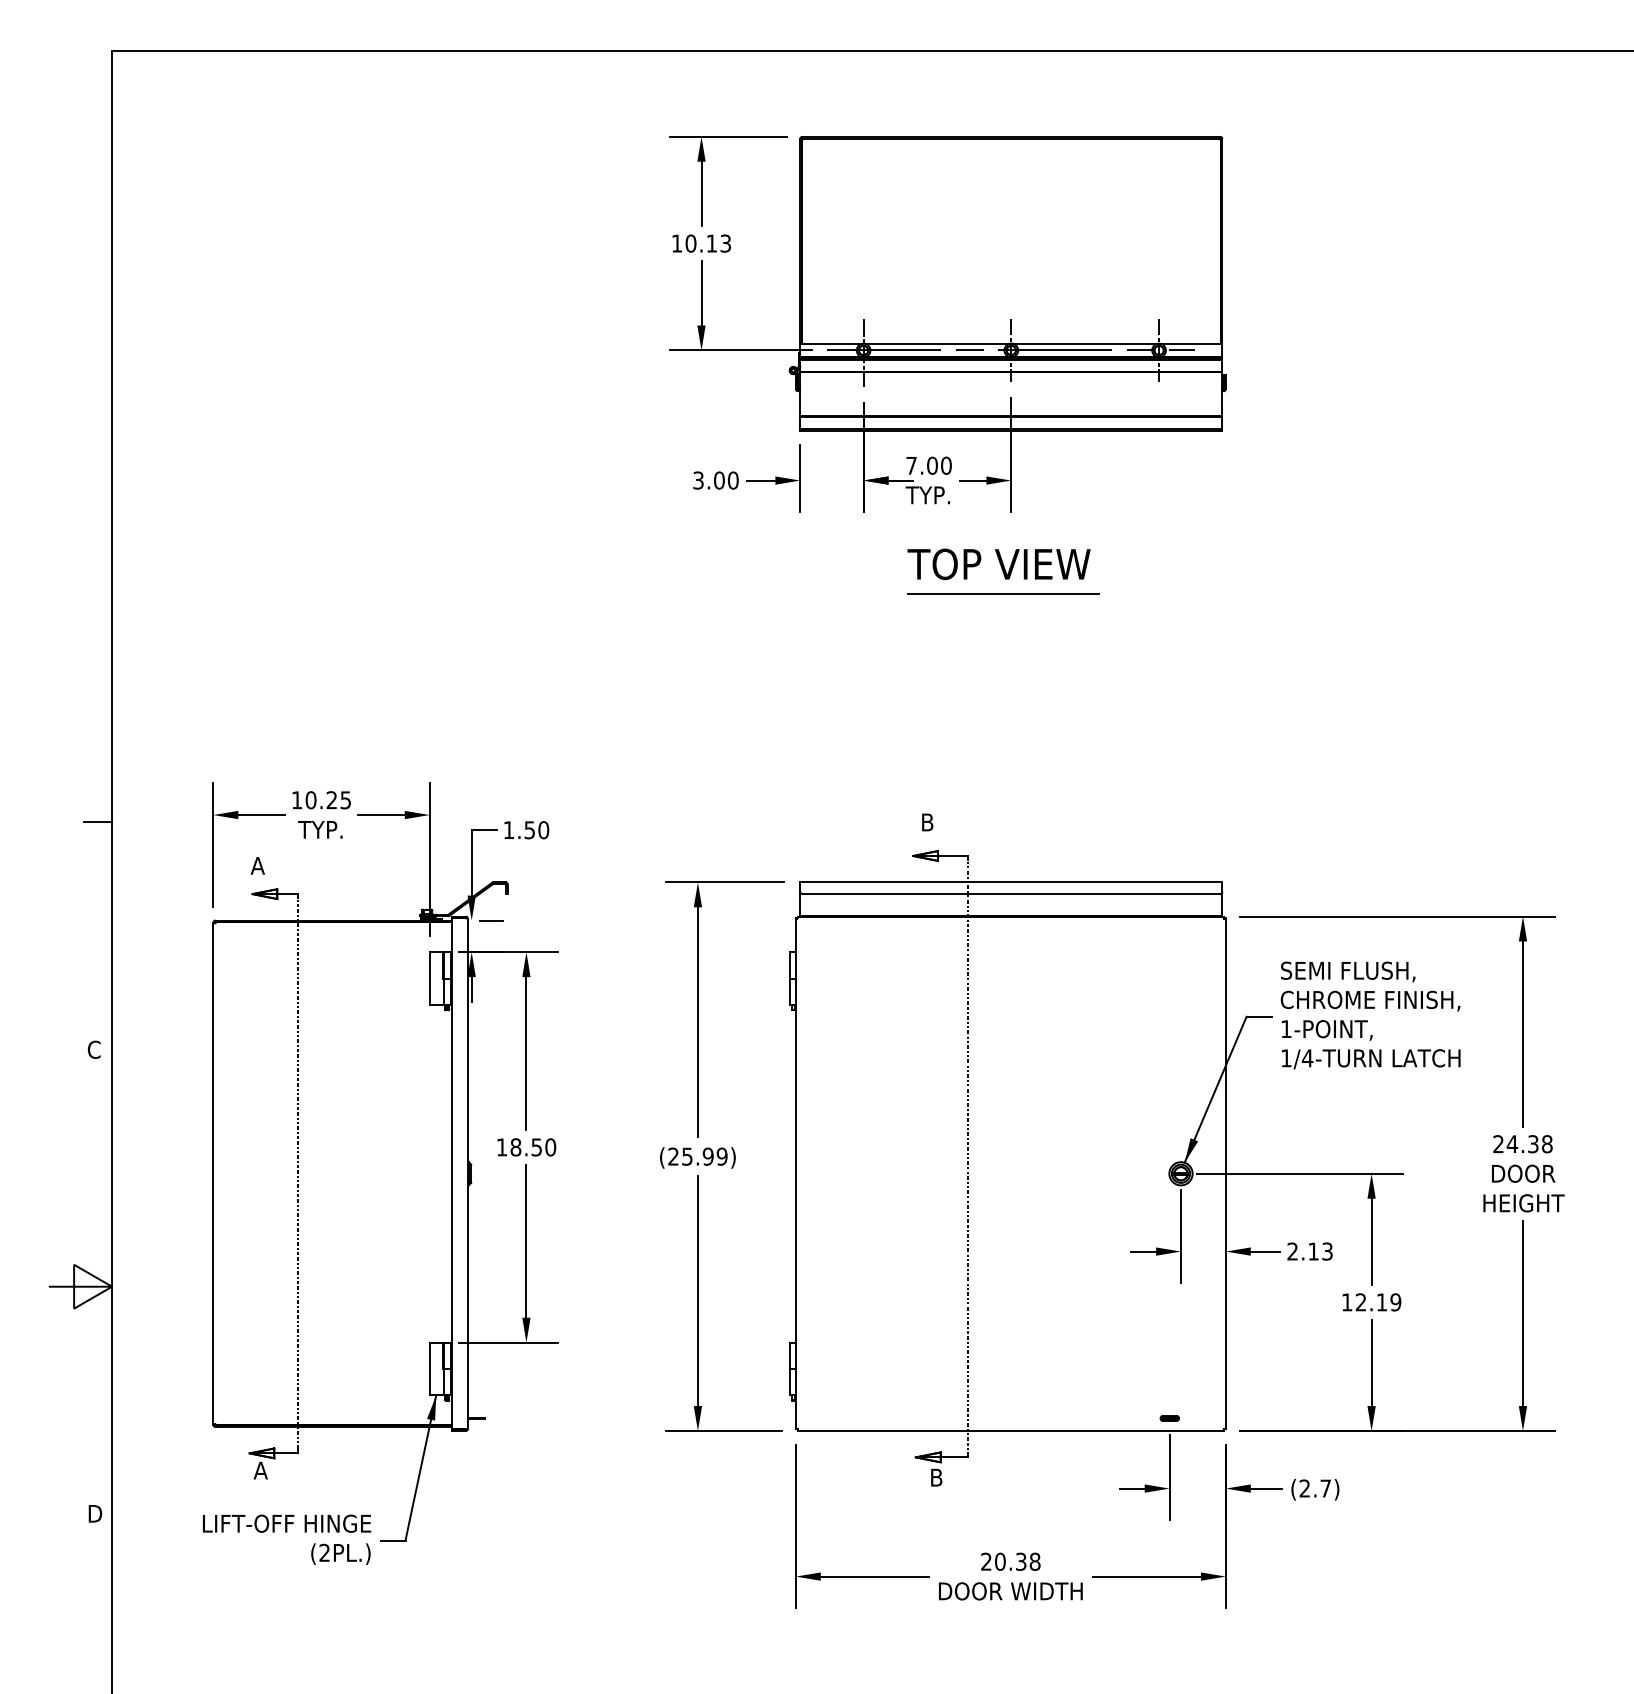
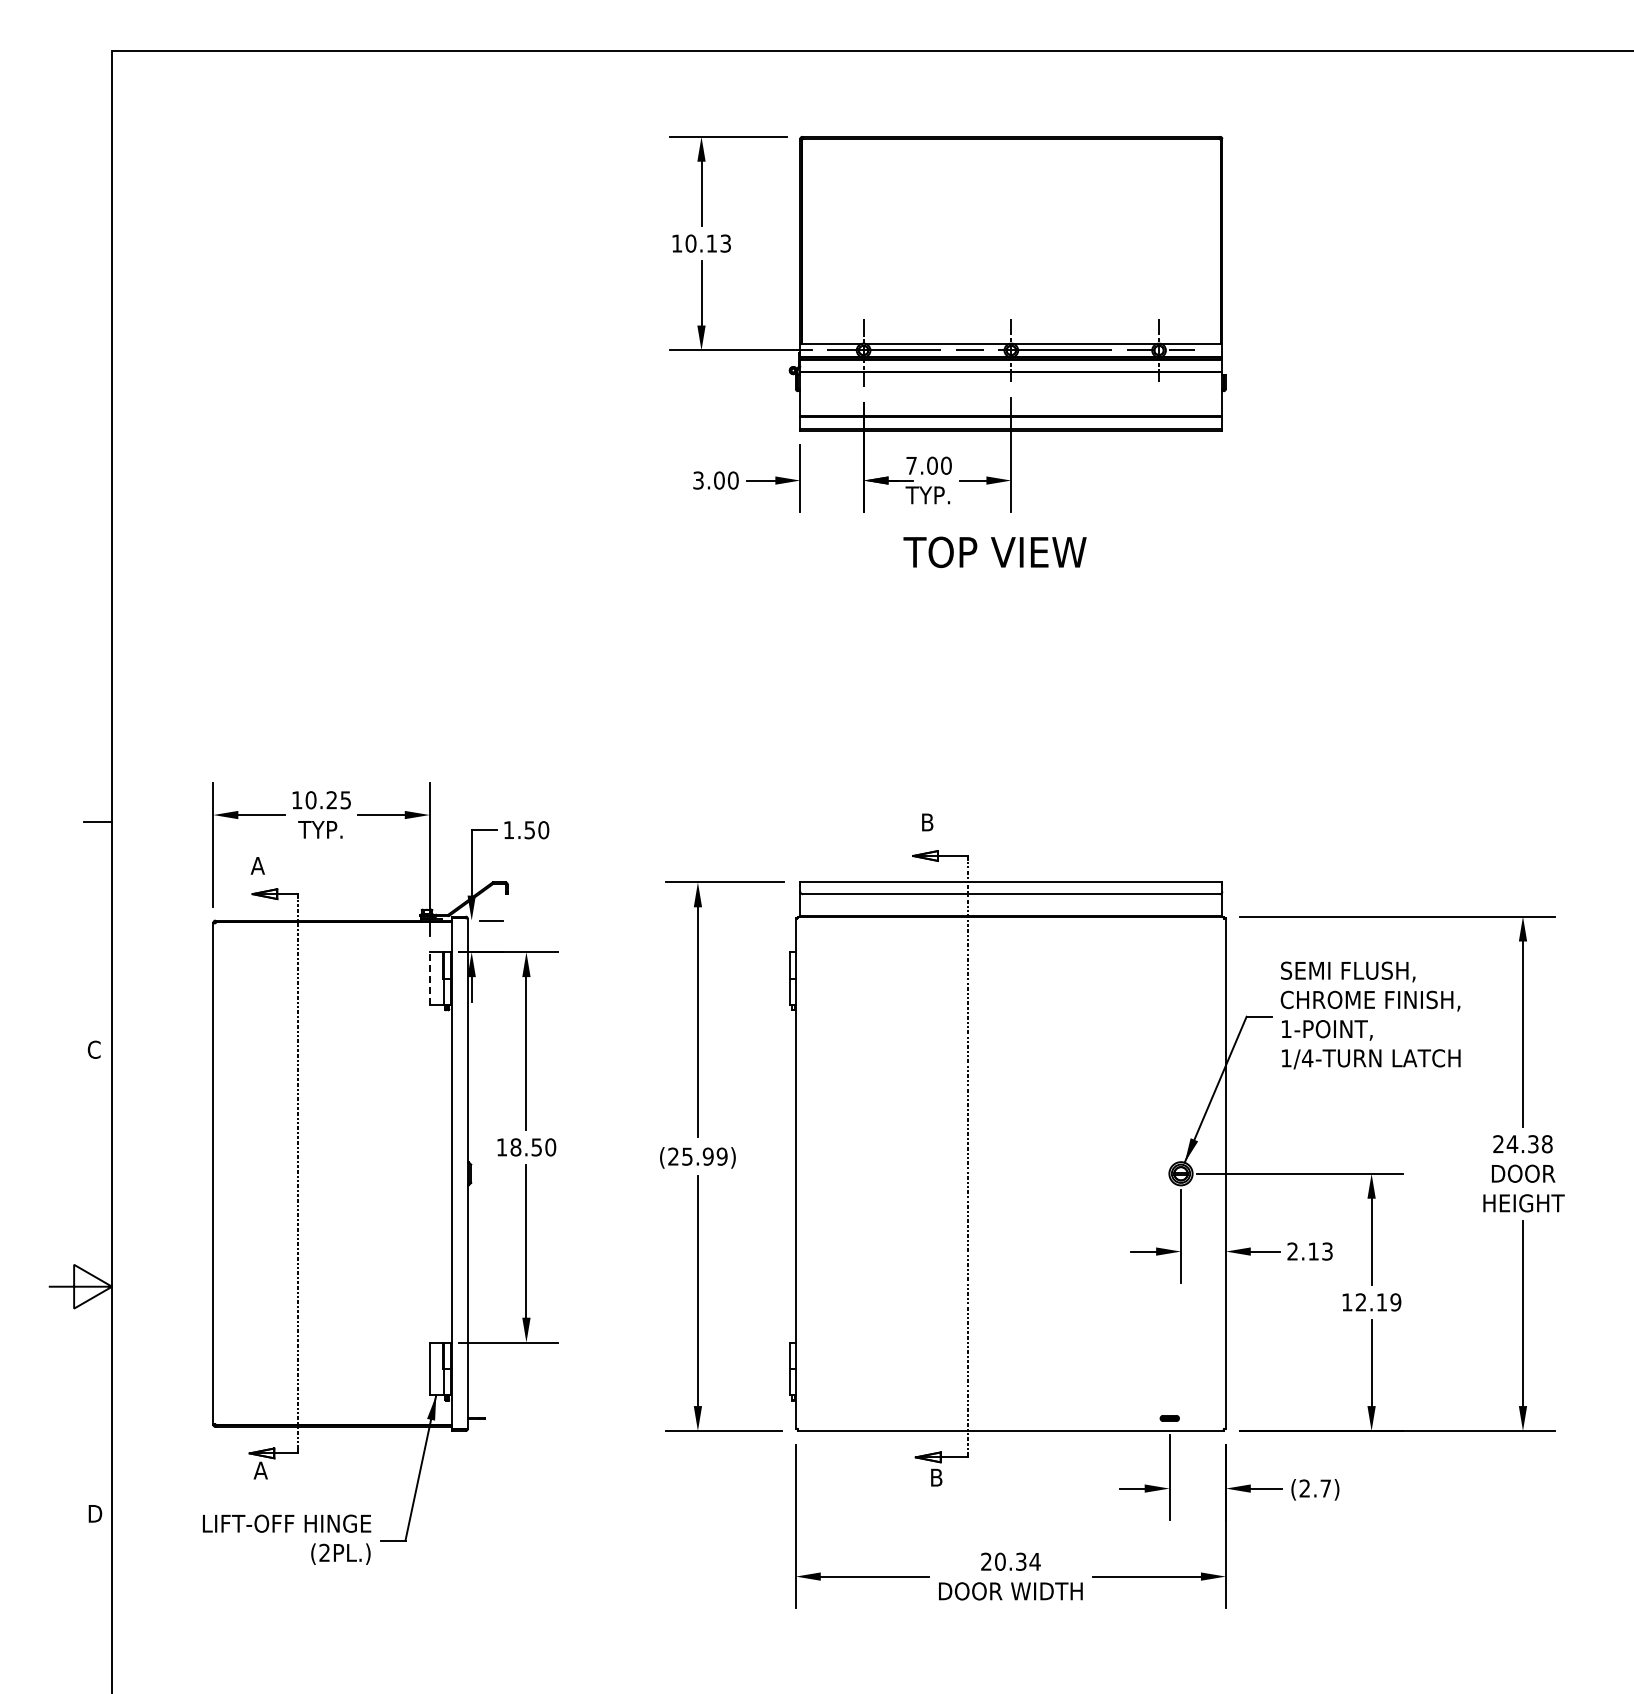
text position: (998, 564) -> (994, 552) (994, 552)
line: present -> none (1003, 594)
line: solid -> dashed (429, 978)
text: 20.38 -> 20.34 (1034, 1561)
